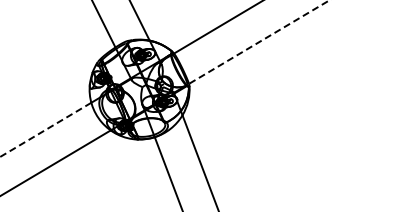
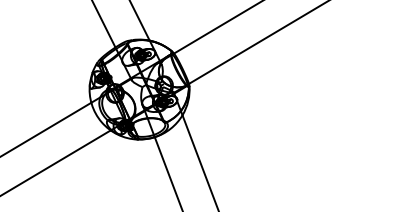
line: dashed -> solid (258, 42)
line: dashed -> solid (45, 129)
